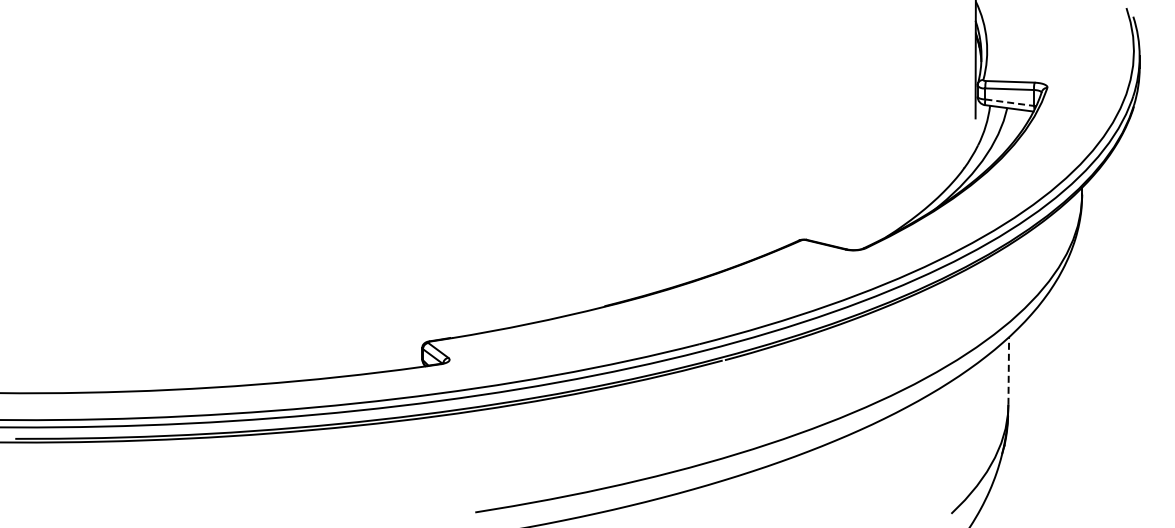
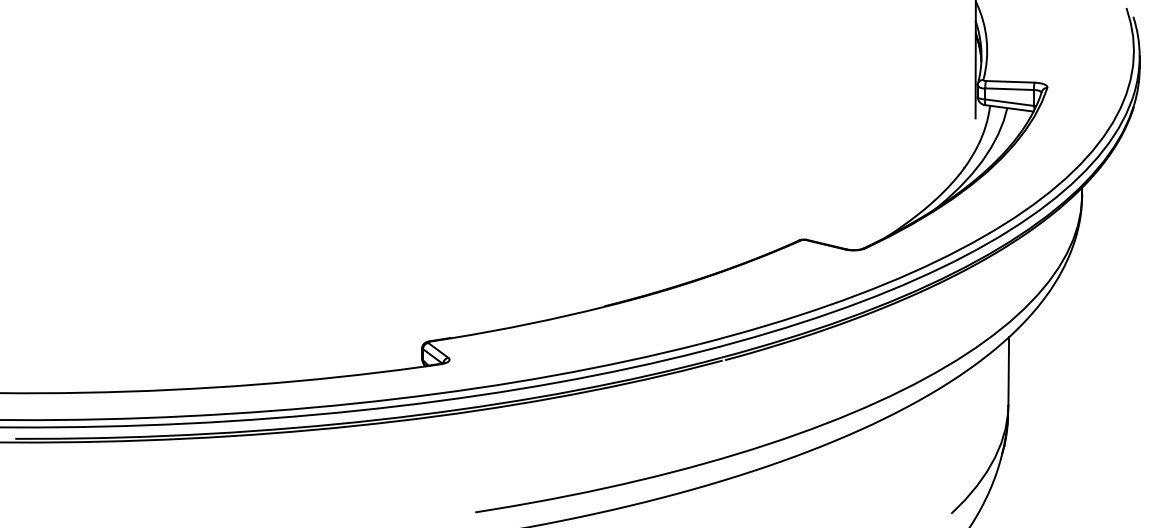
line: dashed -> solid (1009, 102)
line: dashed -> solid (1008, 370)
